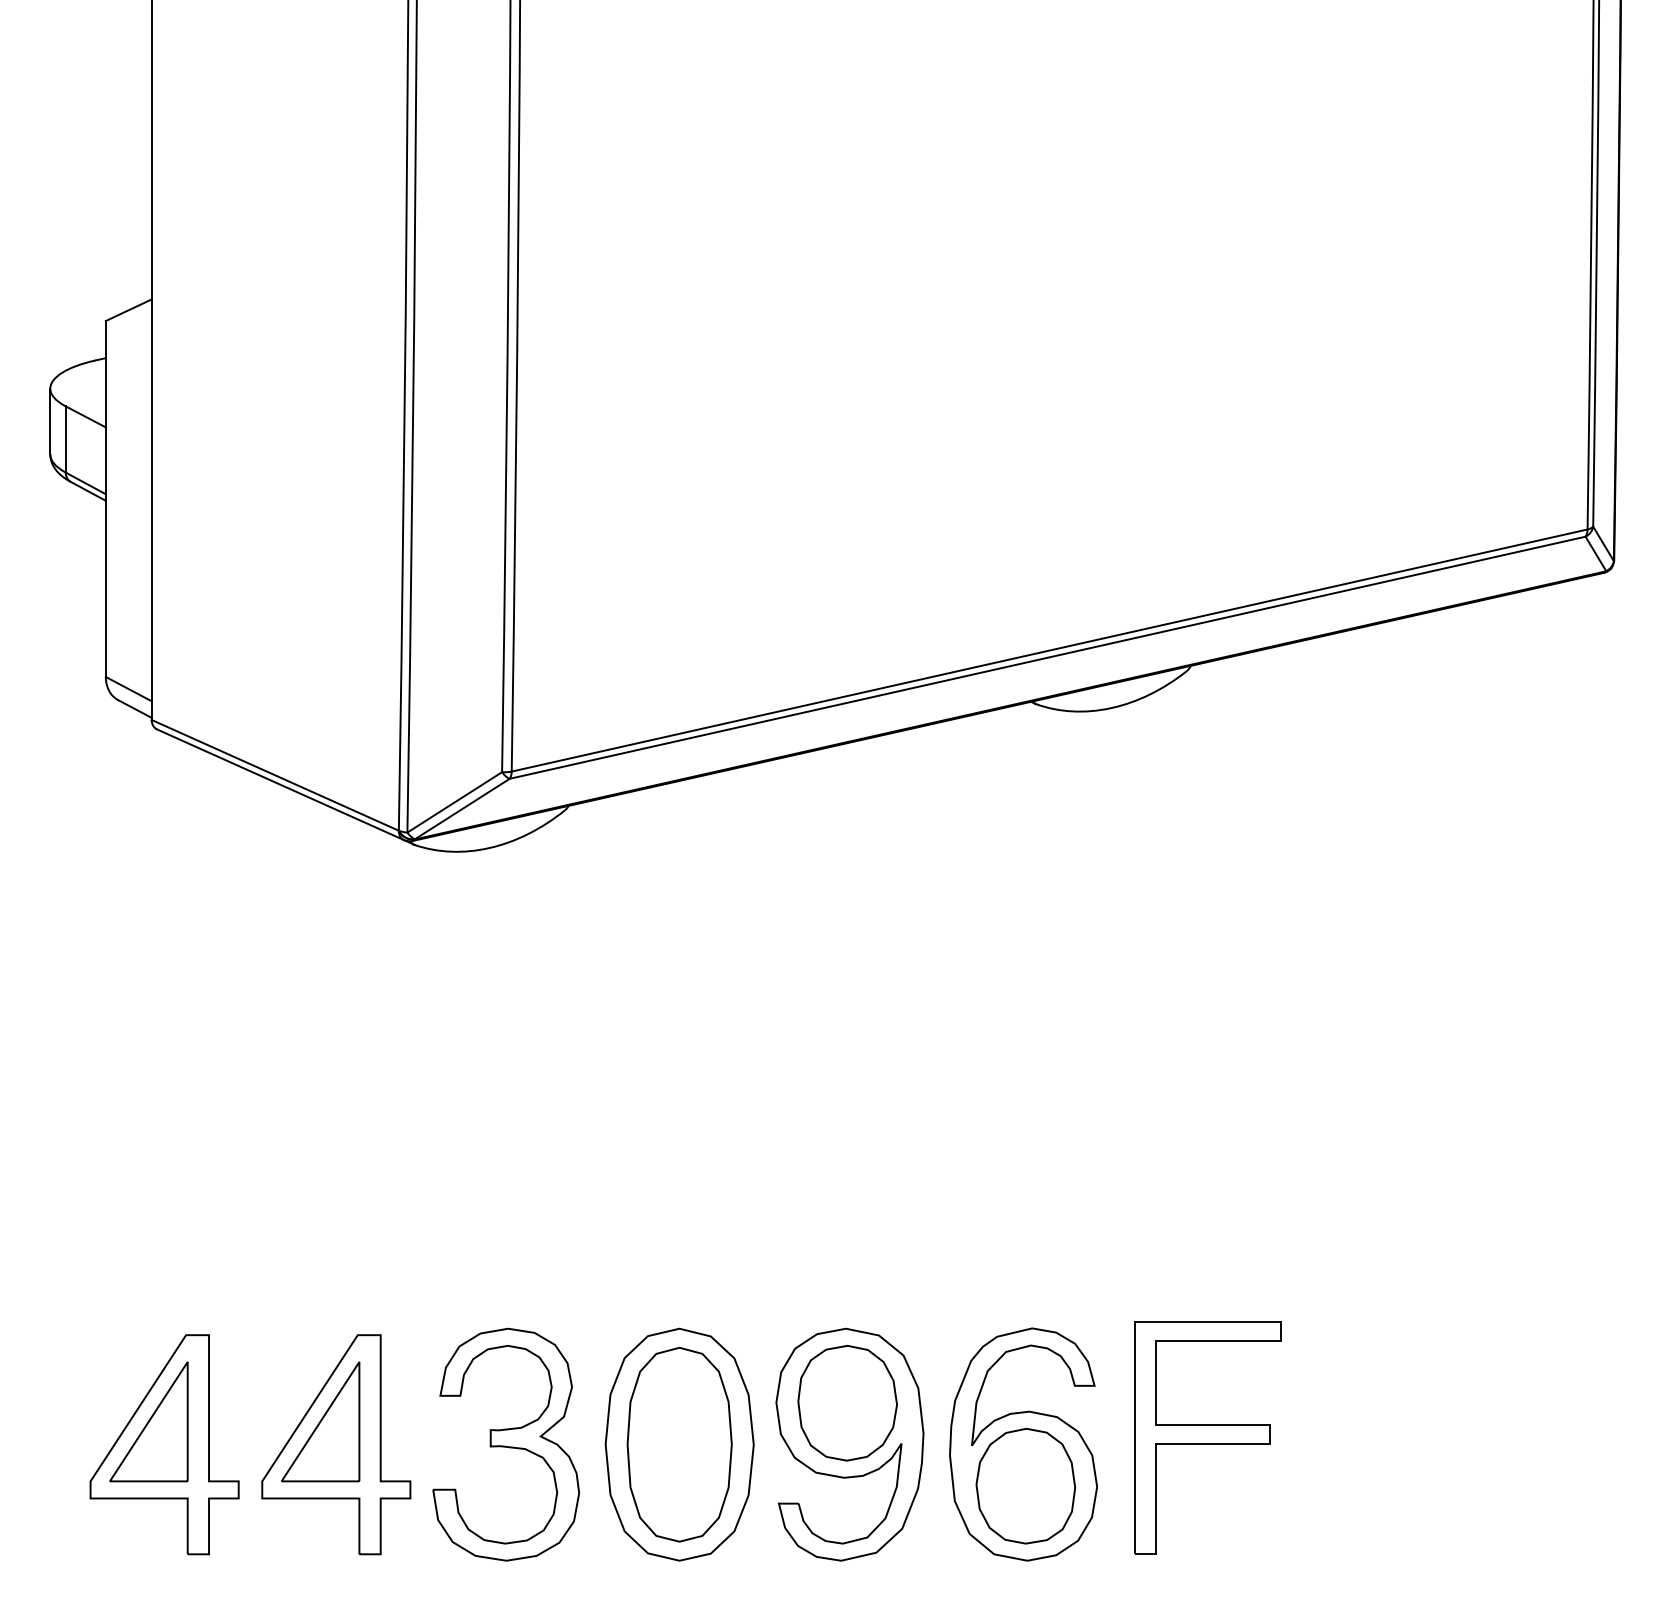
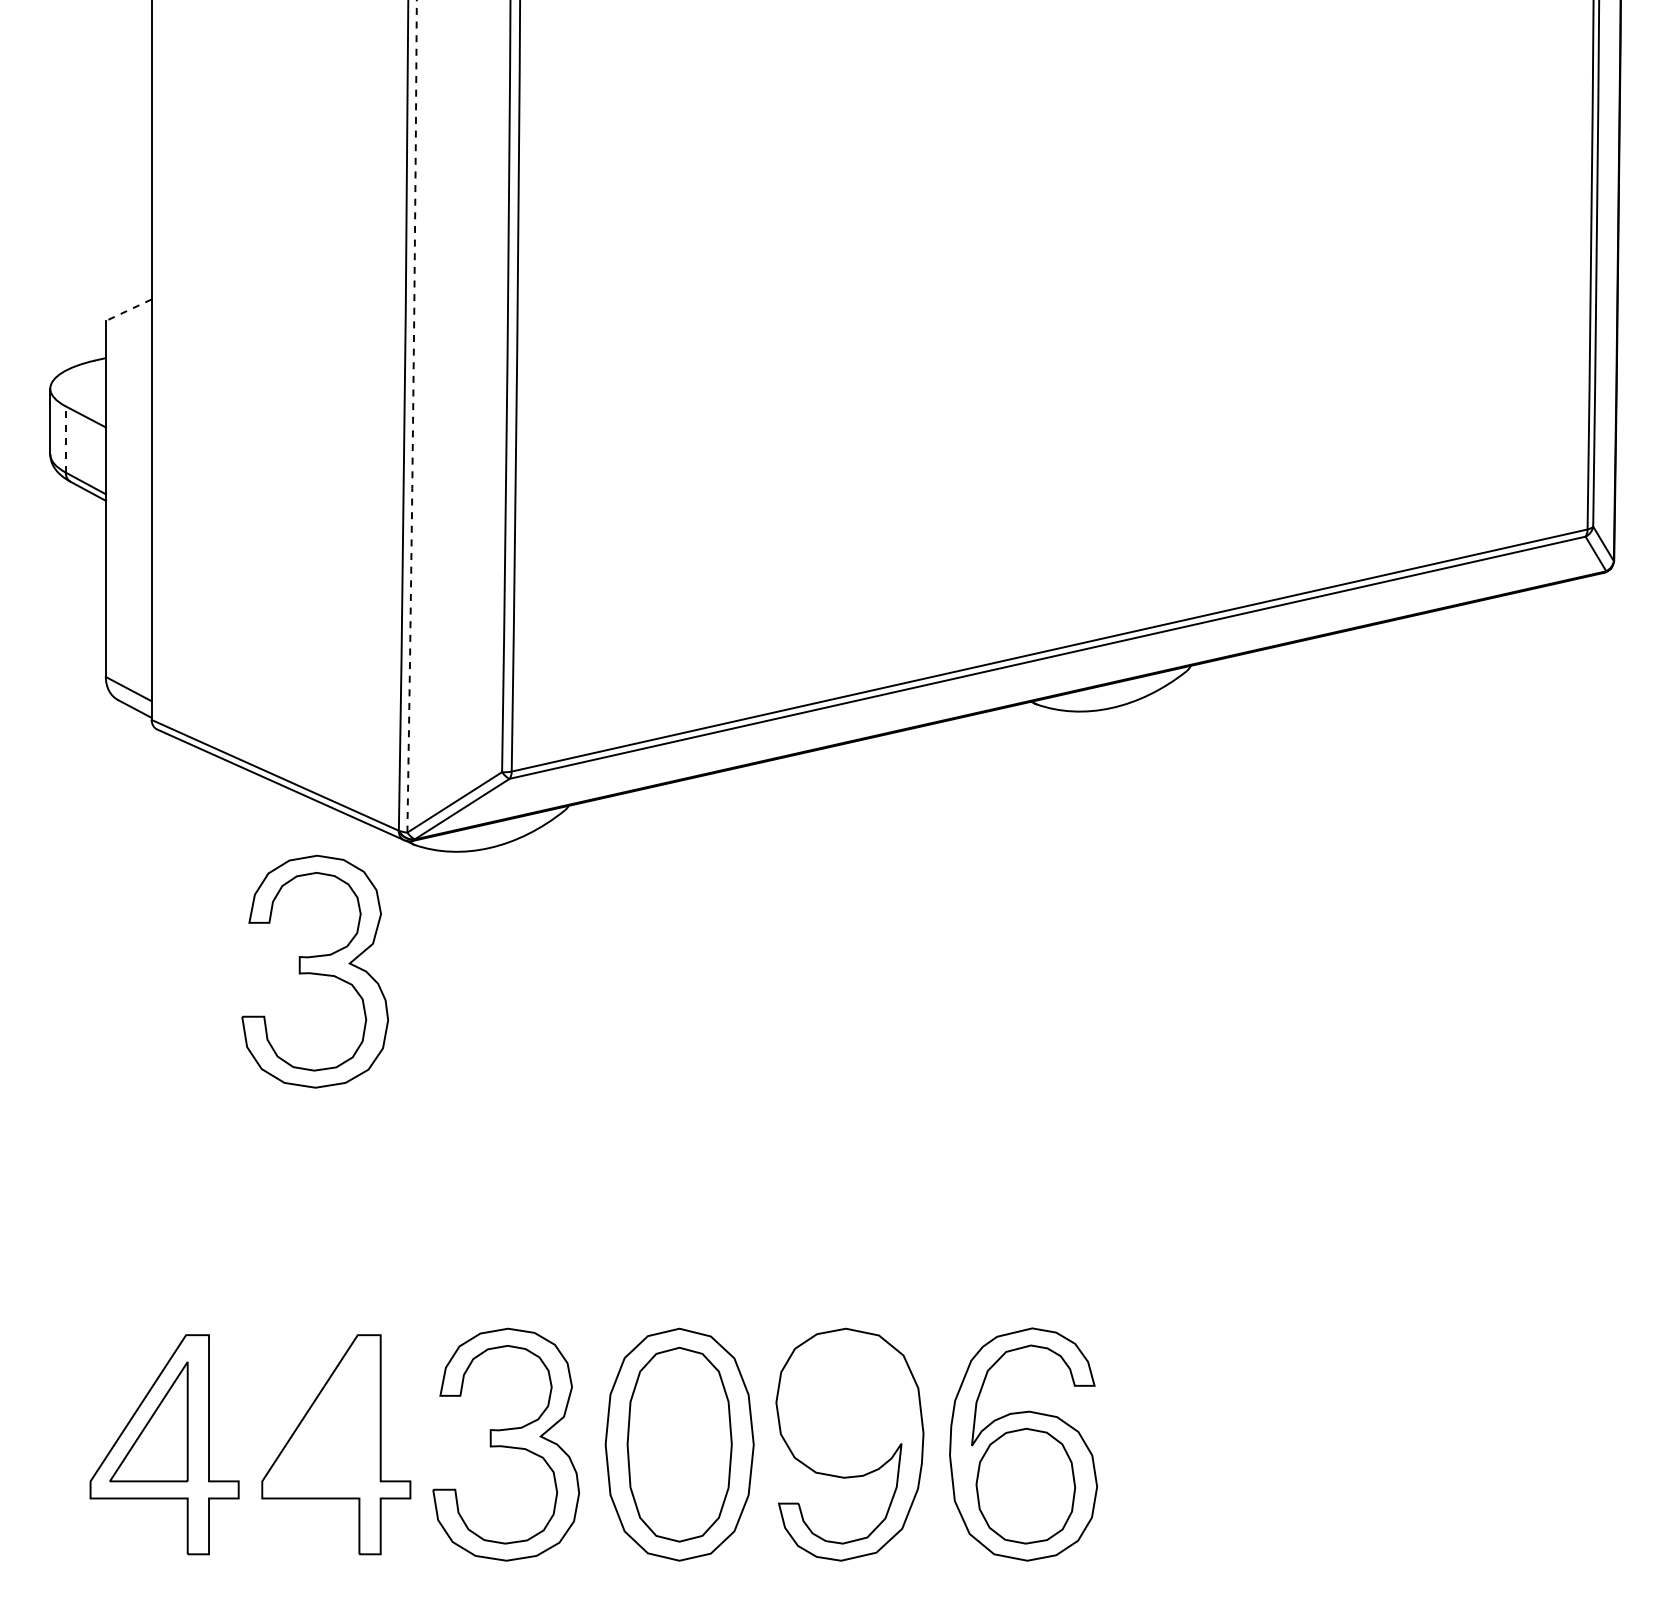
line: solid -> dashed (128, 310)
arc: solid -> dashed (413, 416)
line: solid -> dashed (65, 438)
part: none -> present (314, 971)
part: present -> none (847, 1403)
part: present -> none (320, 1421)
part: present -> none (1207, 1437)
